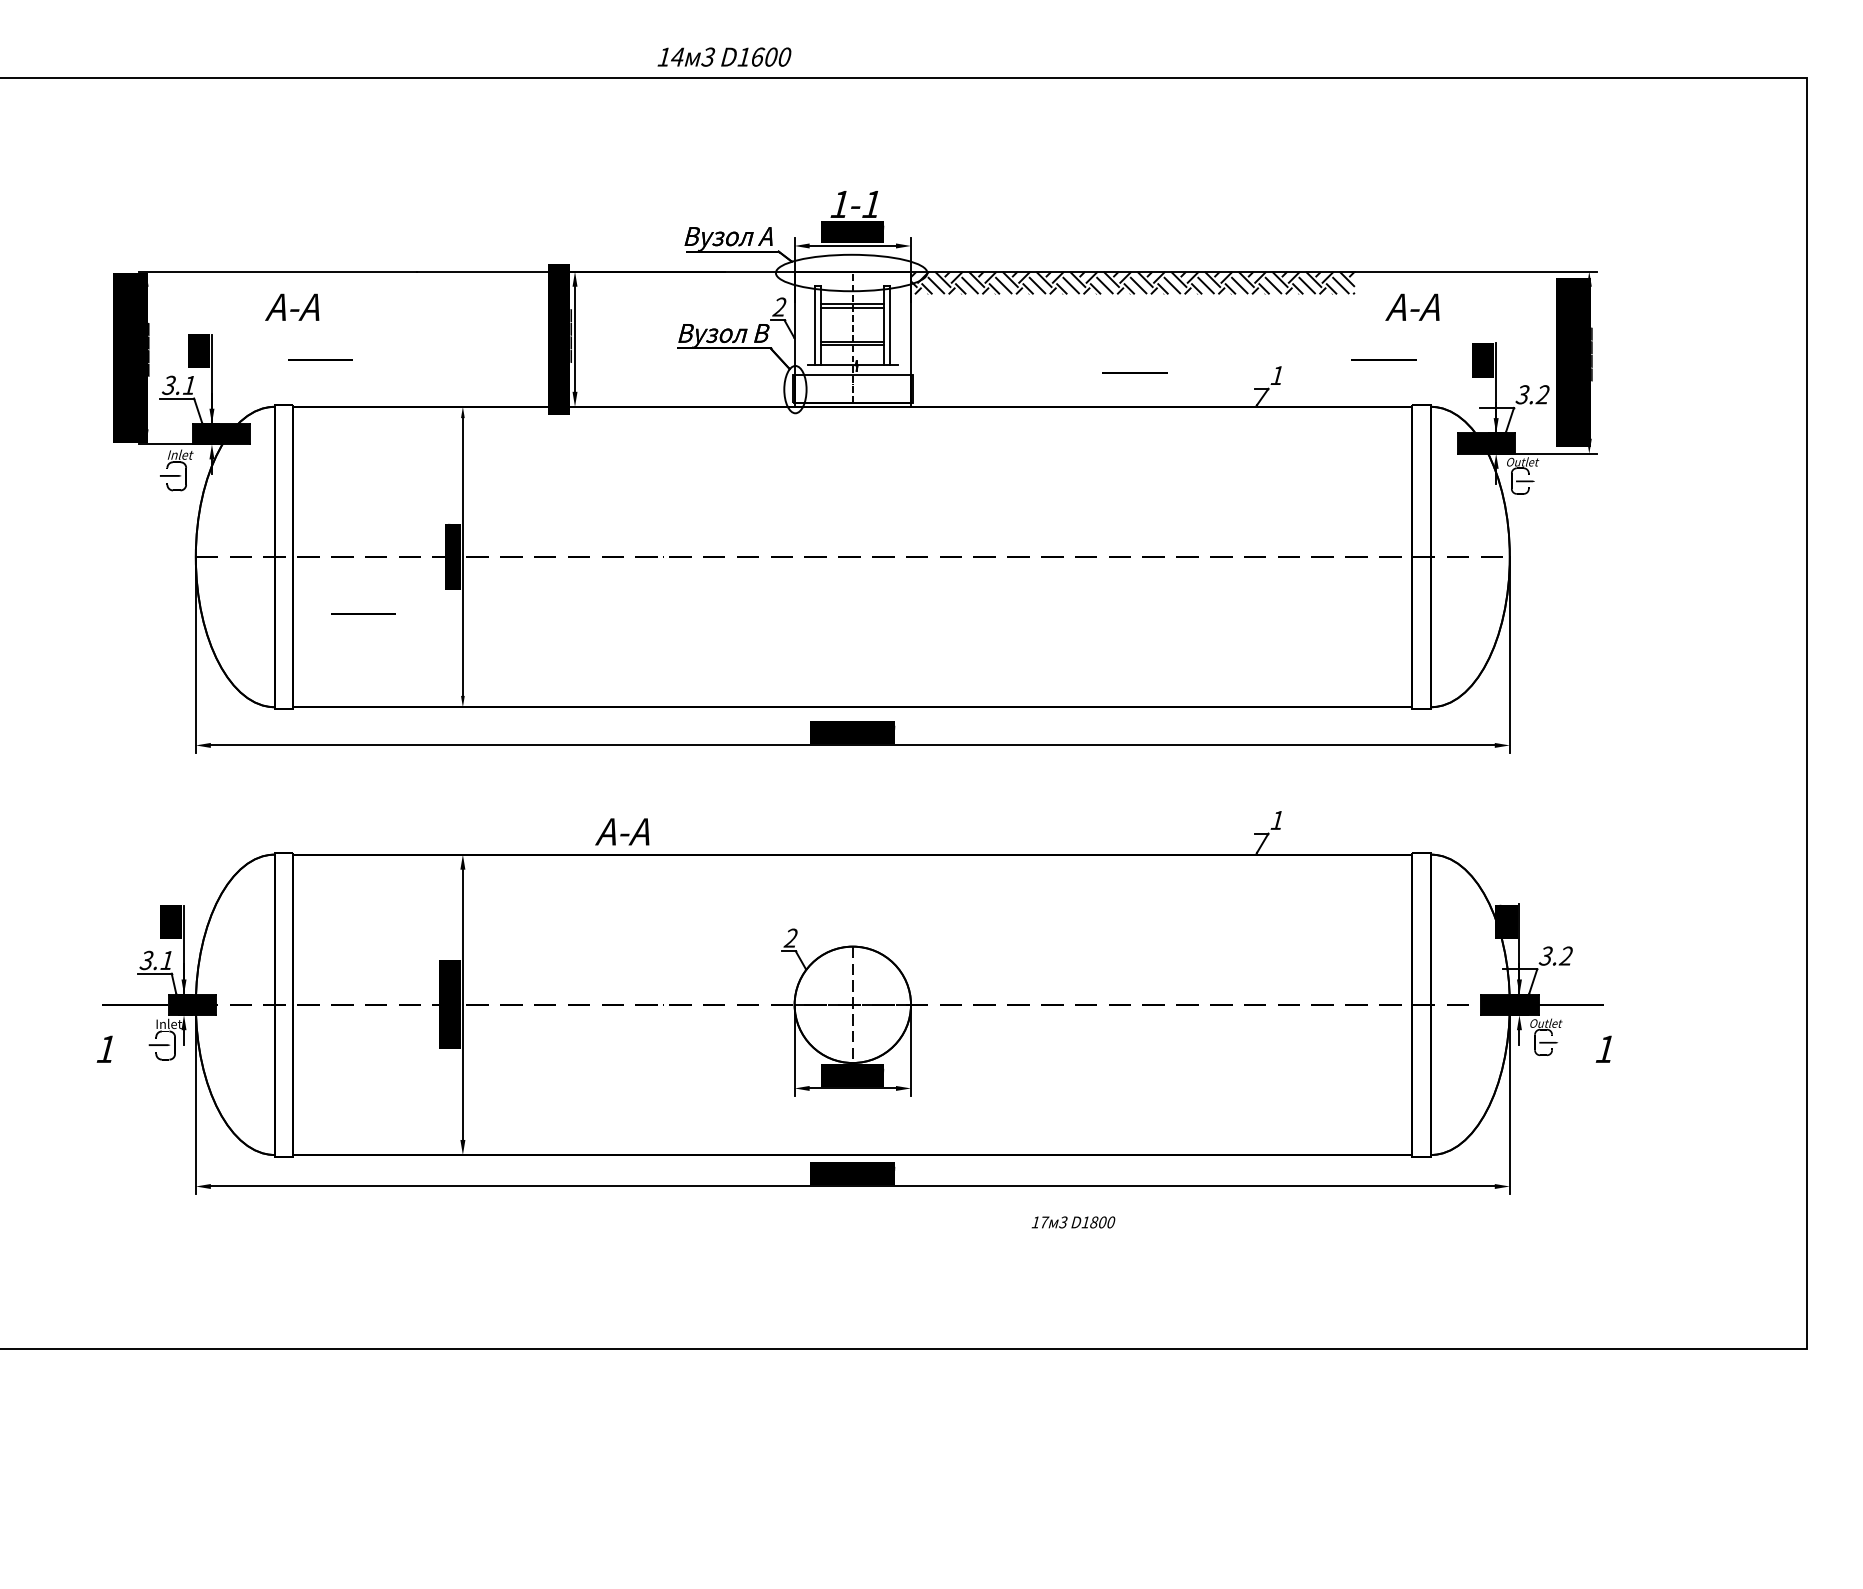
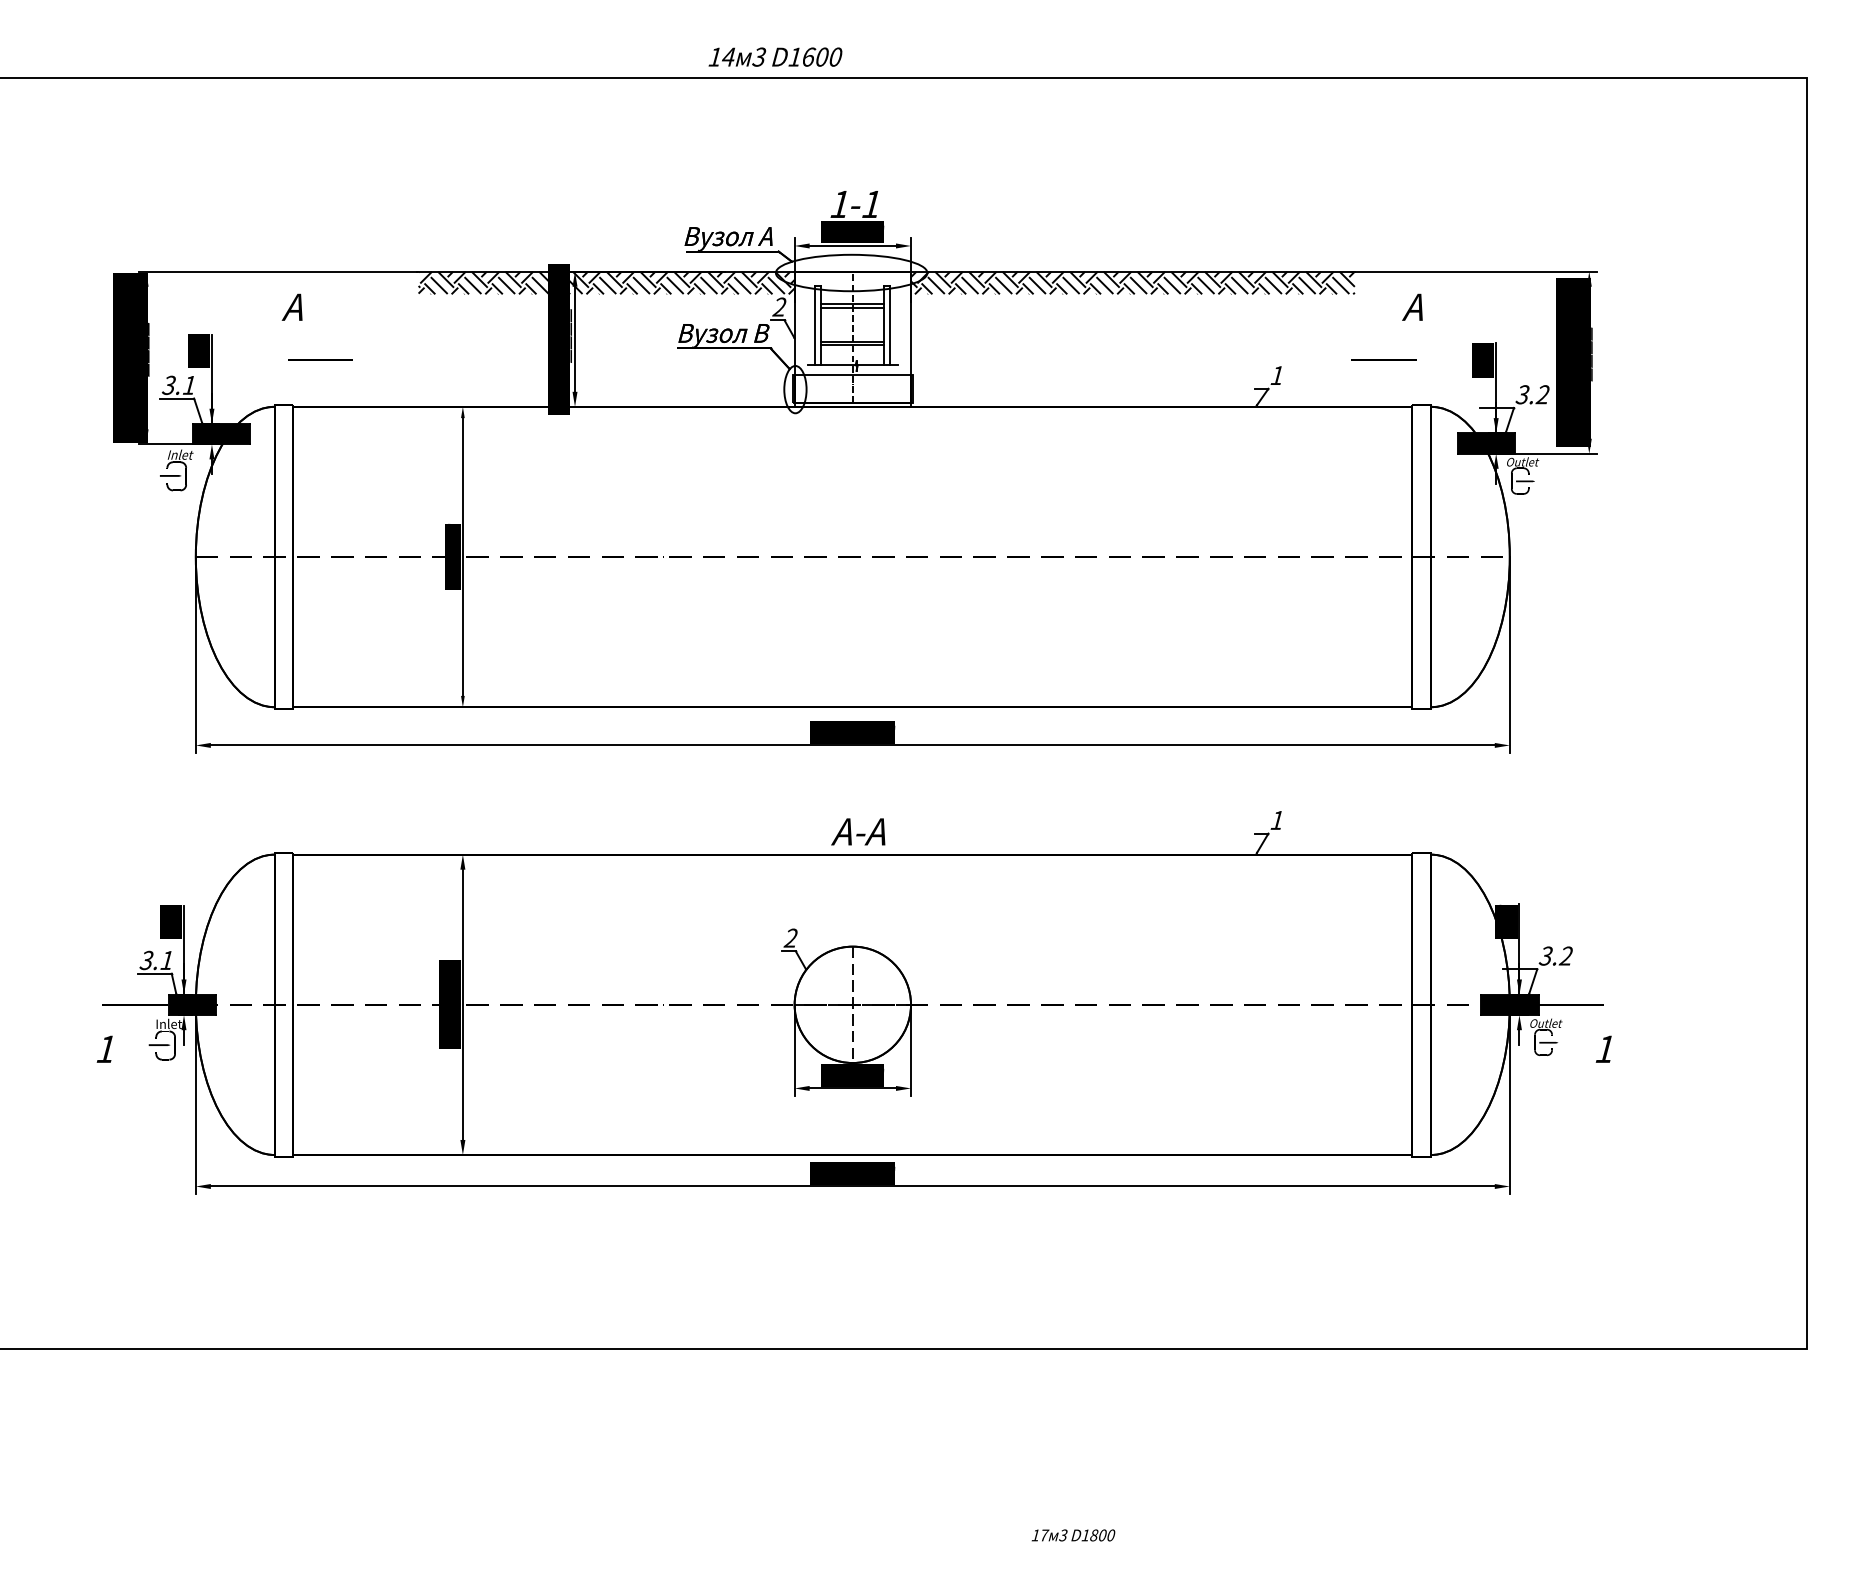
text position: (724, 56) -> (775, 56) (775, 56)
hatch: none -> present (606, 282)
text: А-А -> А (292, 306)
text: А-А -> А (1412, 306)
line: present -> none (1134, 372)
line: present -> none (363, 613)
text position: (622, 831) -> (858, 831) (858, 831)
text position: (1073, 1222) -> (1073, 1535) (1073, 1535)
